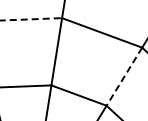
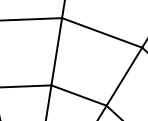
line: dashed -> solid (31, 19)
line: dashed -> solid (124, 77)
